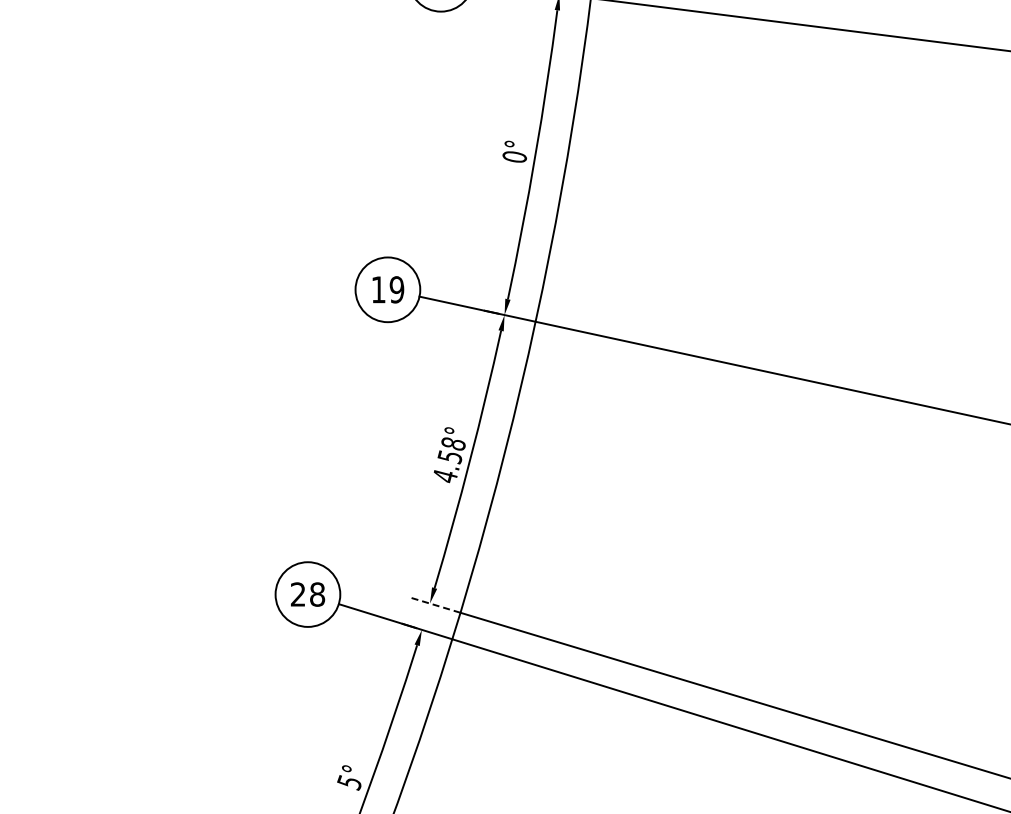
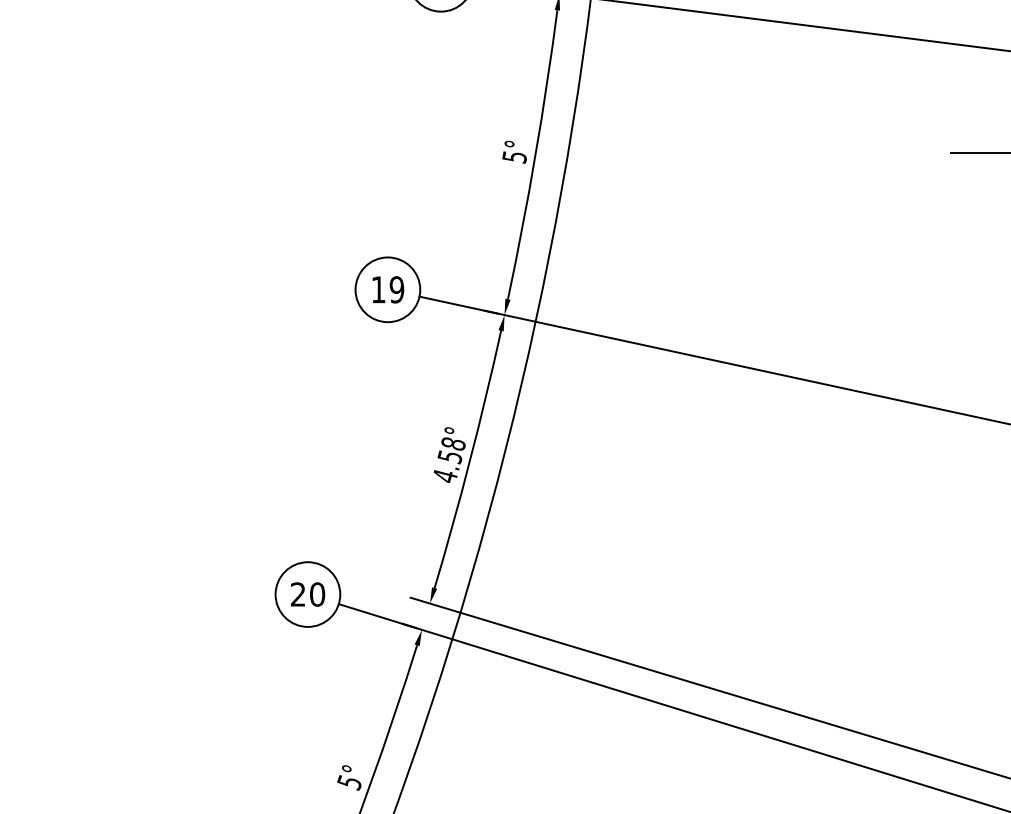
line: none -> present (979, 153)
text: 0° -> 5° (514, 157)
text: 28 -> 20 (317, 594)
line: dashed -> solid (435, 605)
